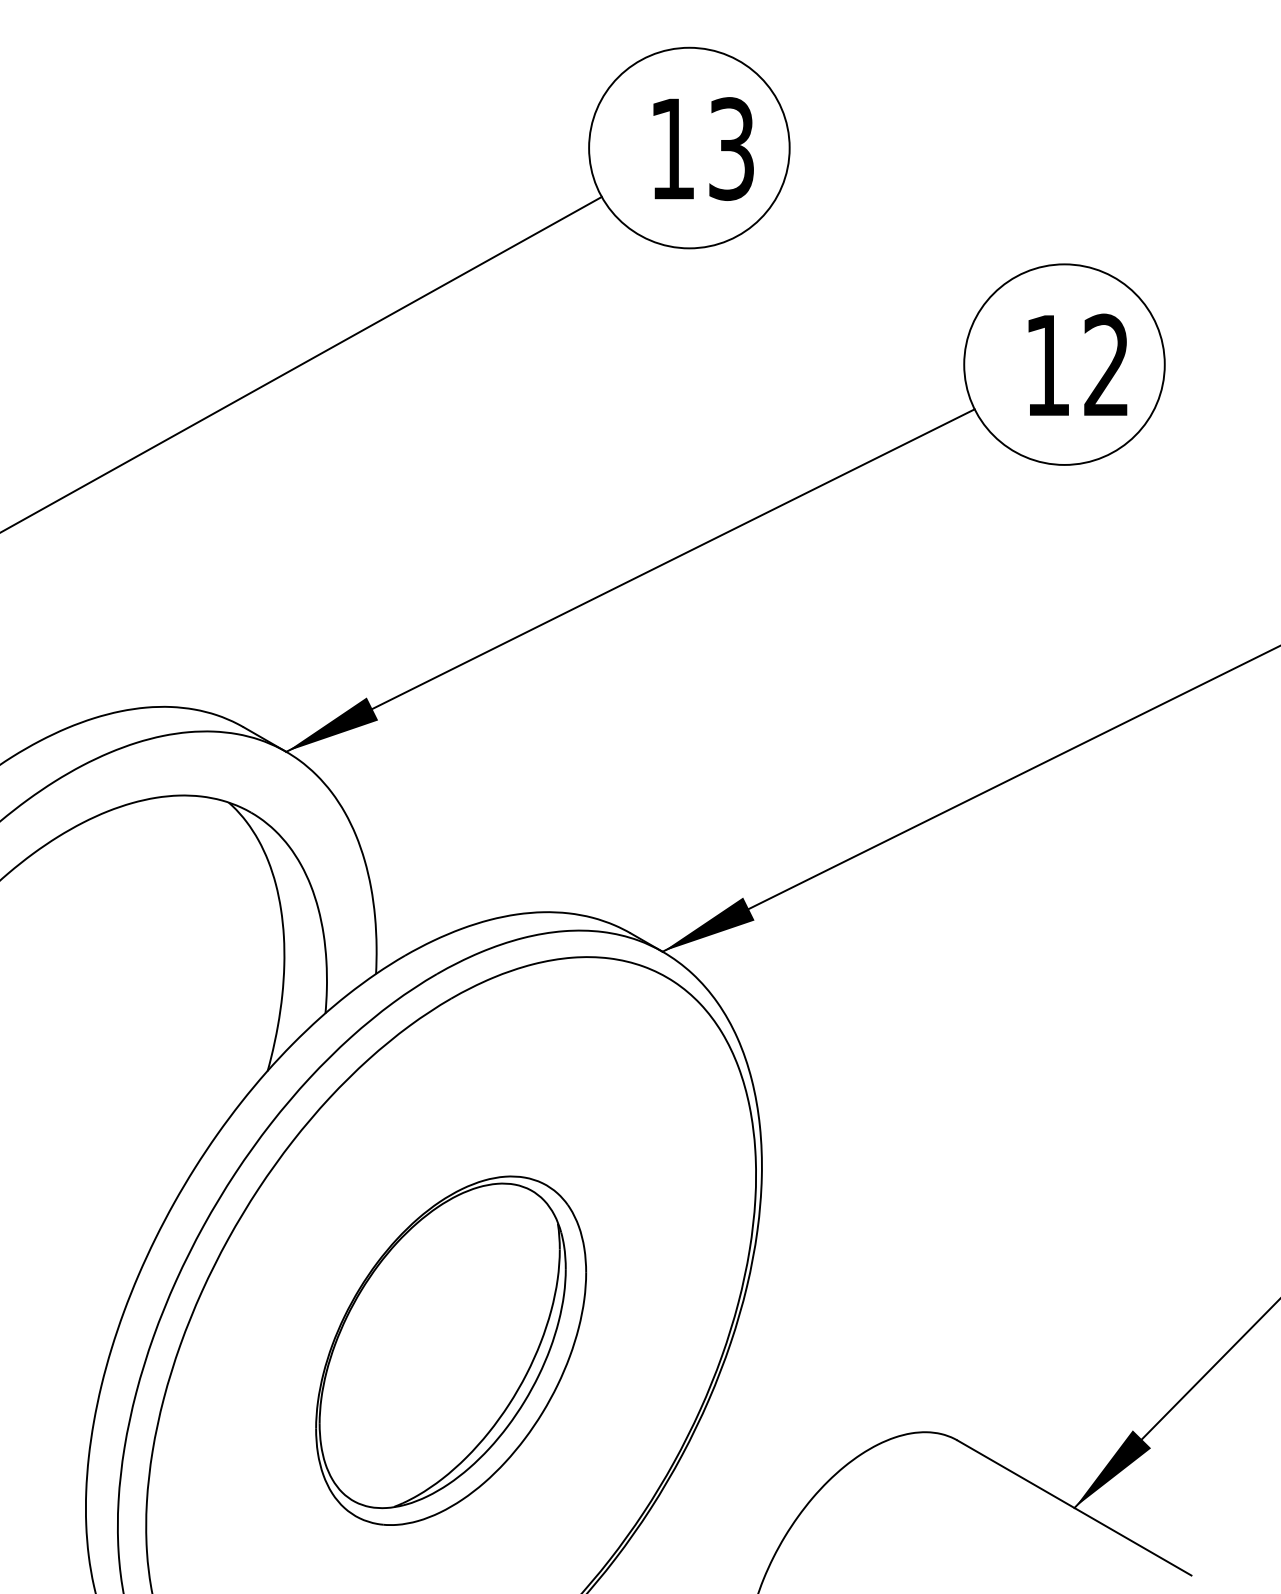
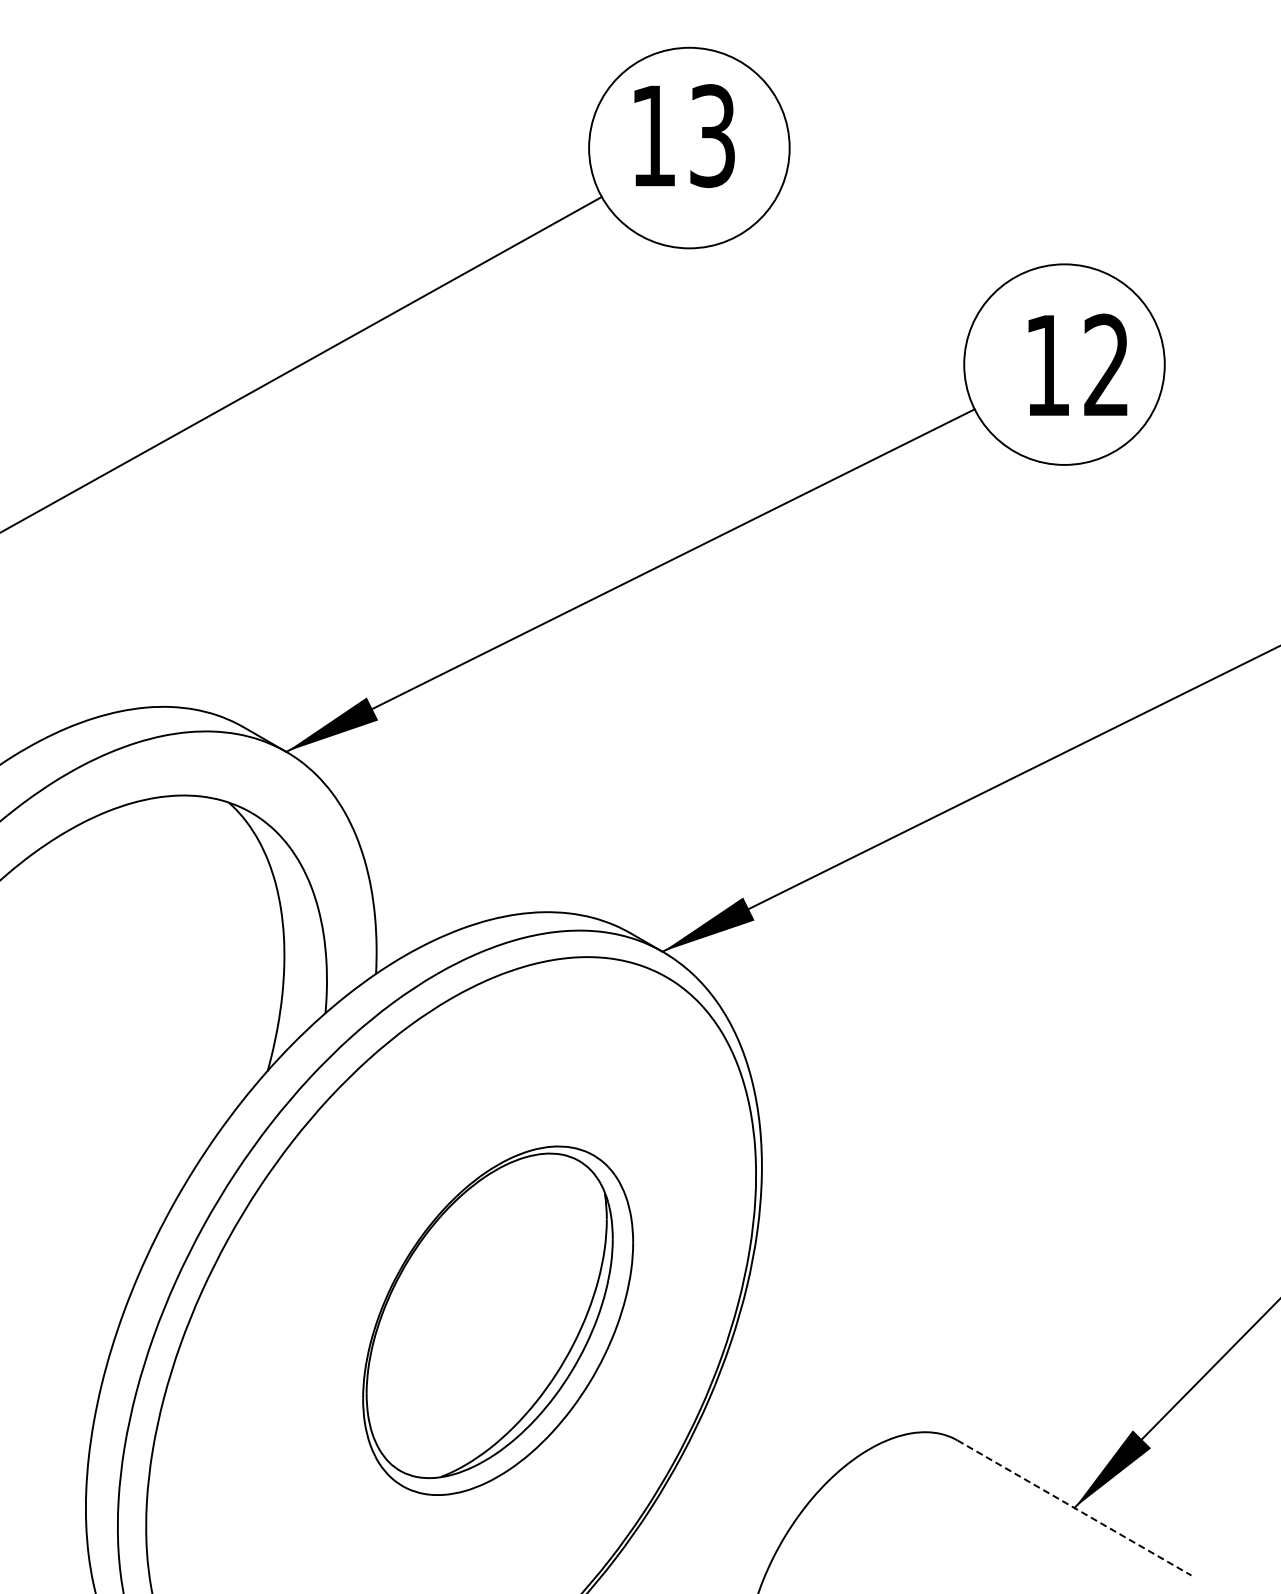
text position: (703, 148) -> (684, 135) (684, 135)
part position: (451, 1350) -> (498, 1320) (498, 1320)
line: solid -> dashed (1074, 1508)
